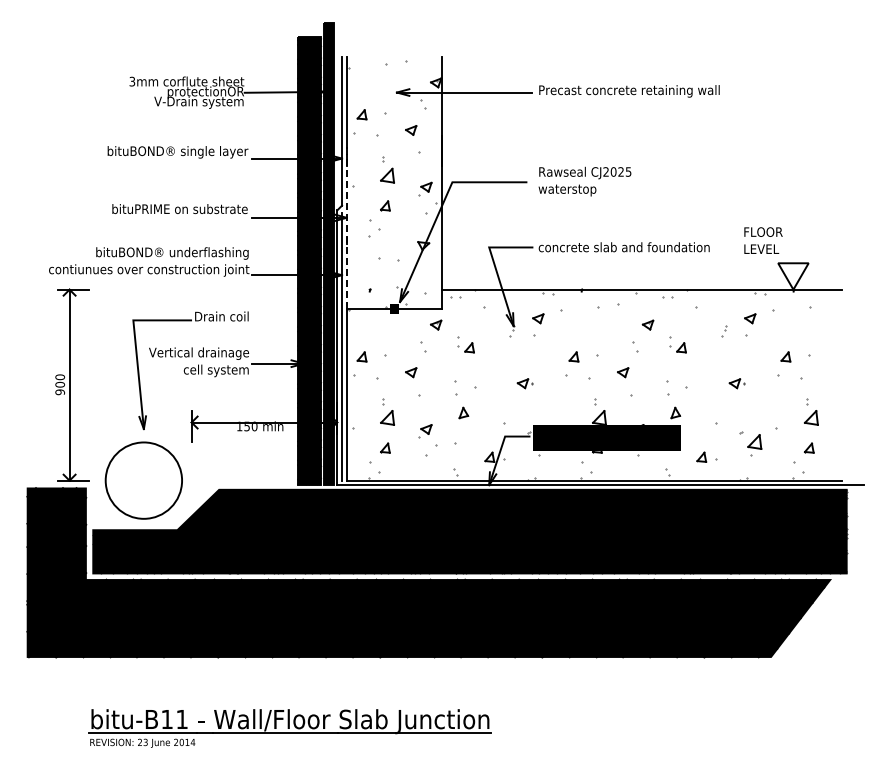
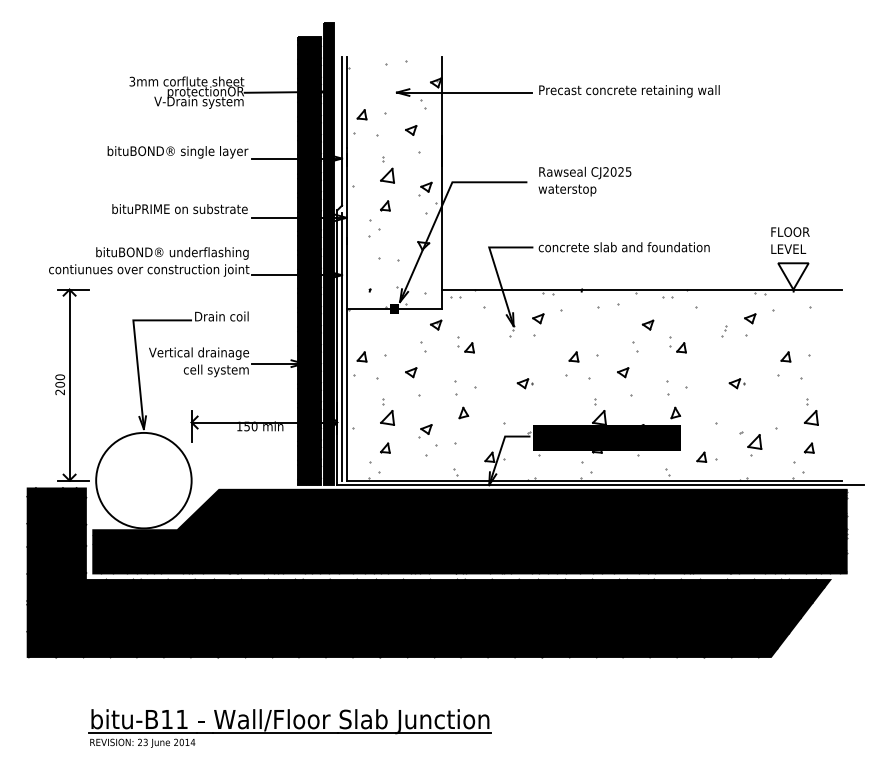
line: dashed -> solid (346, 230)
text position: (763, 240) -> (790, 240) (790, 240)
text: 900 -> 200 (60, 392)
circle diameter: 76 px -> 95 px (143, 480)
